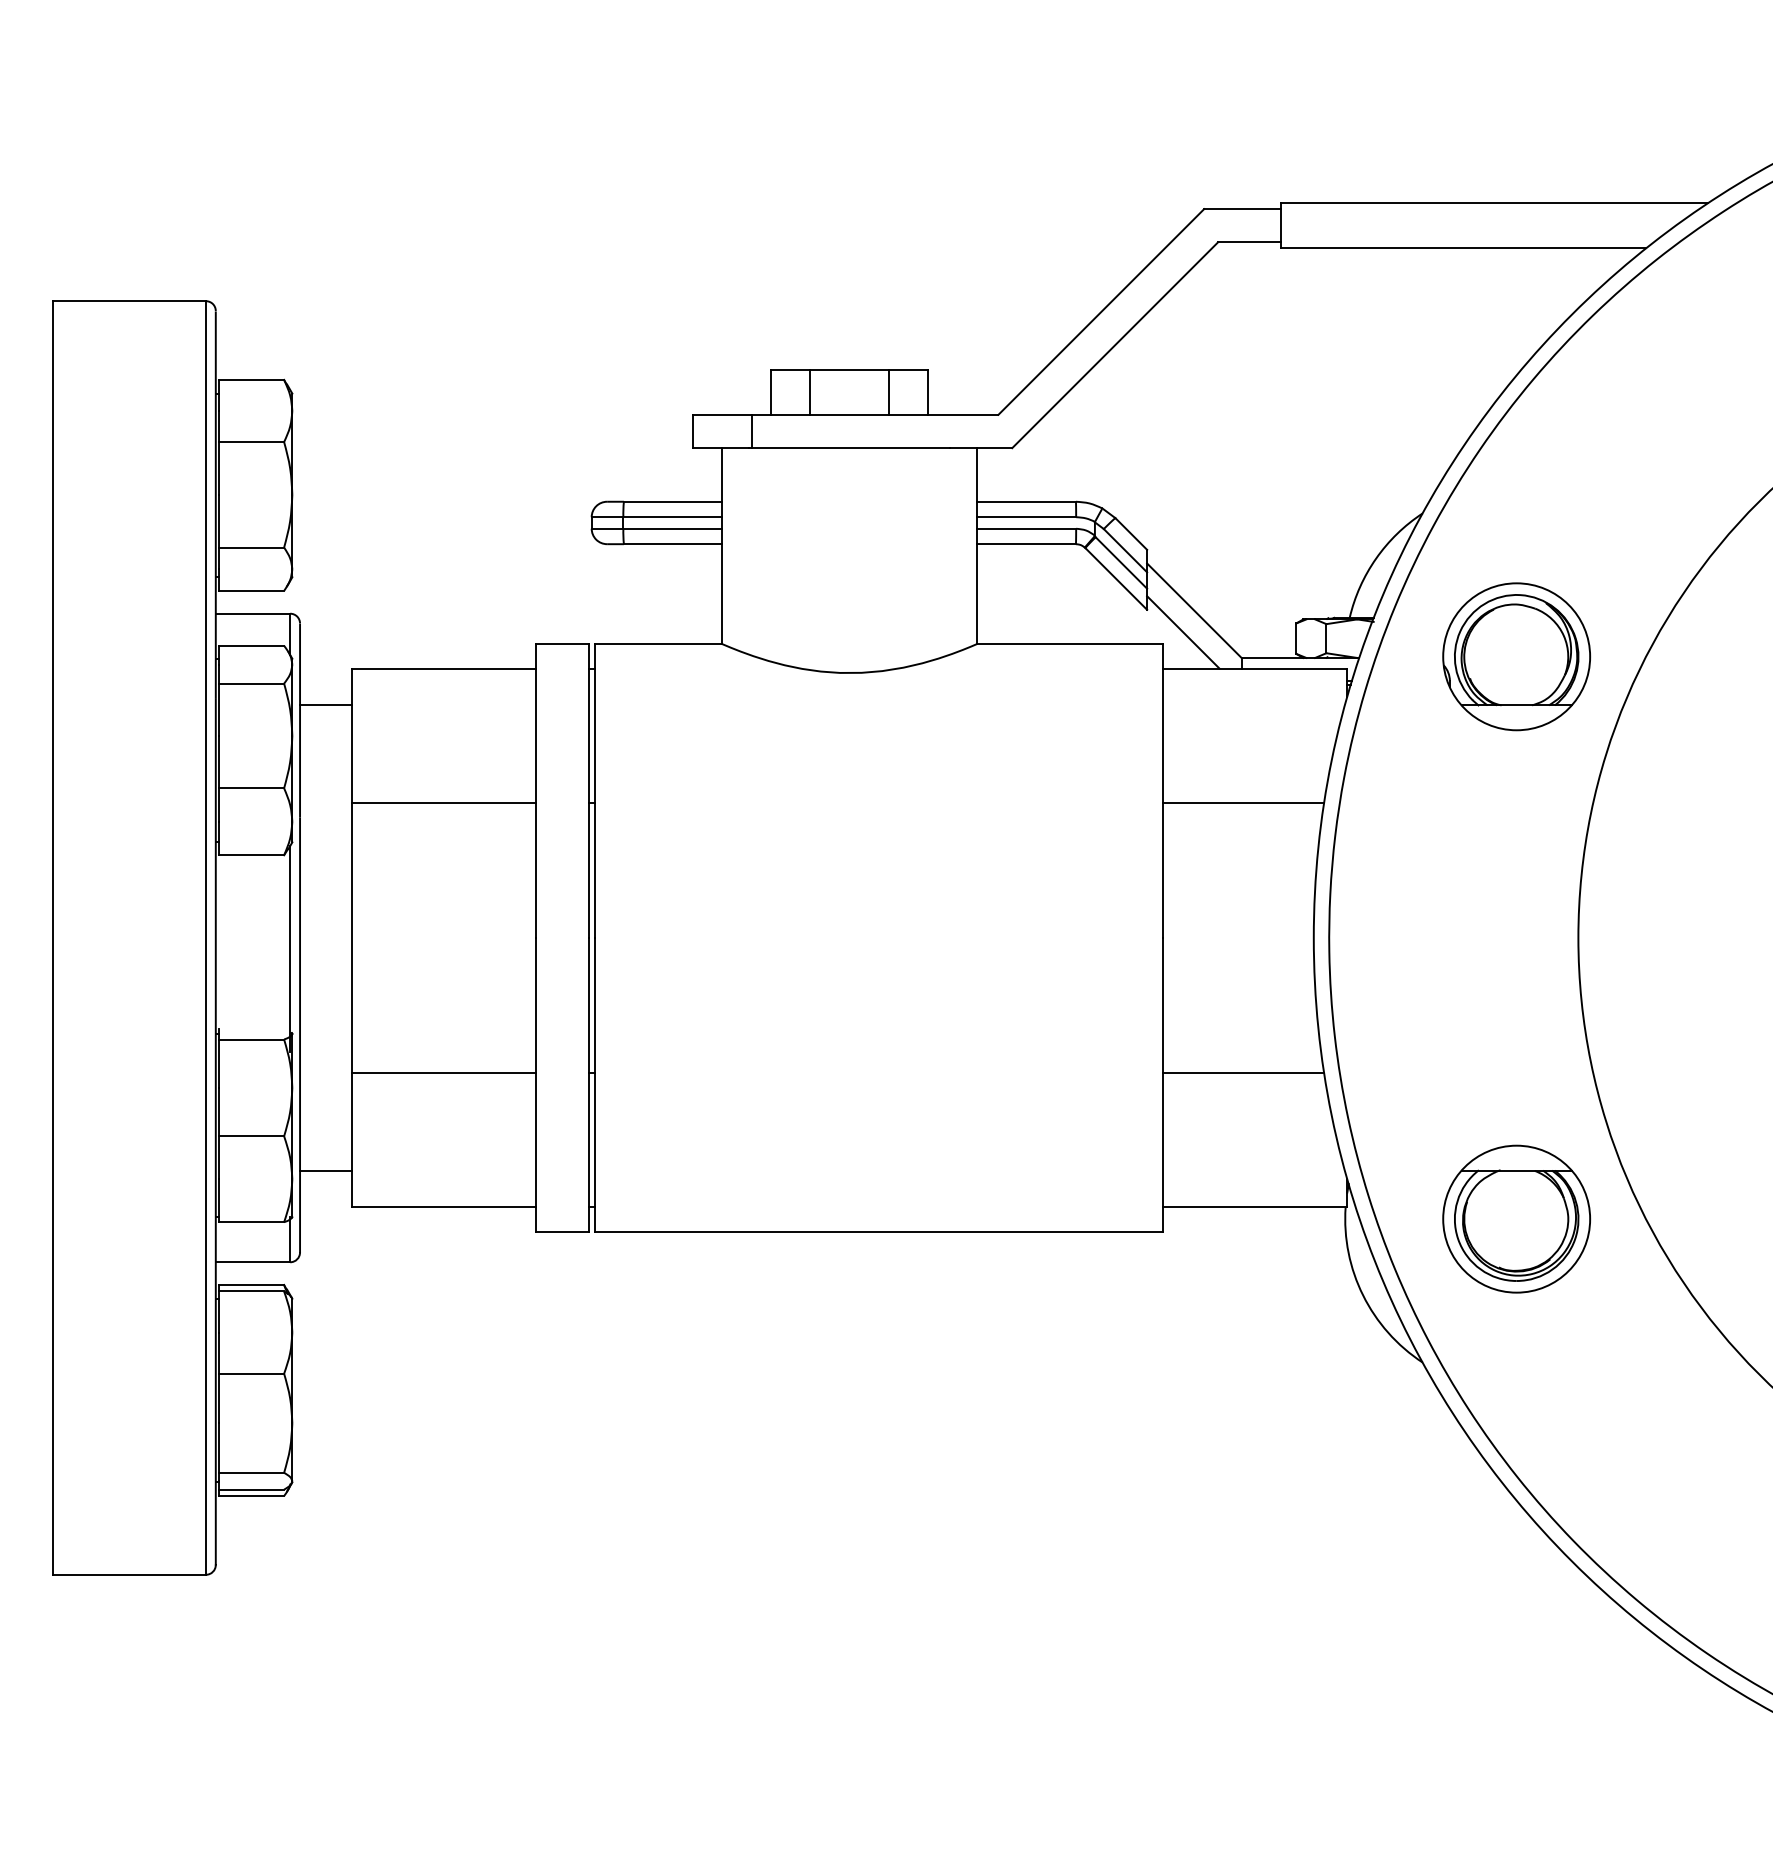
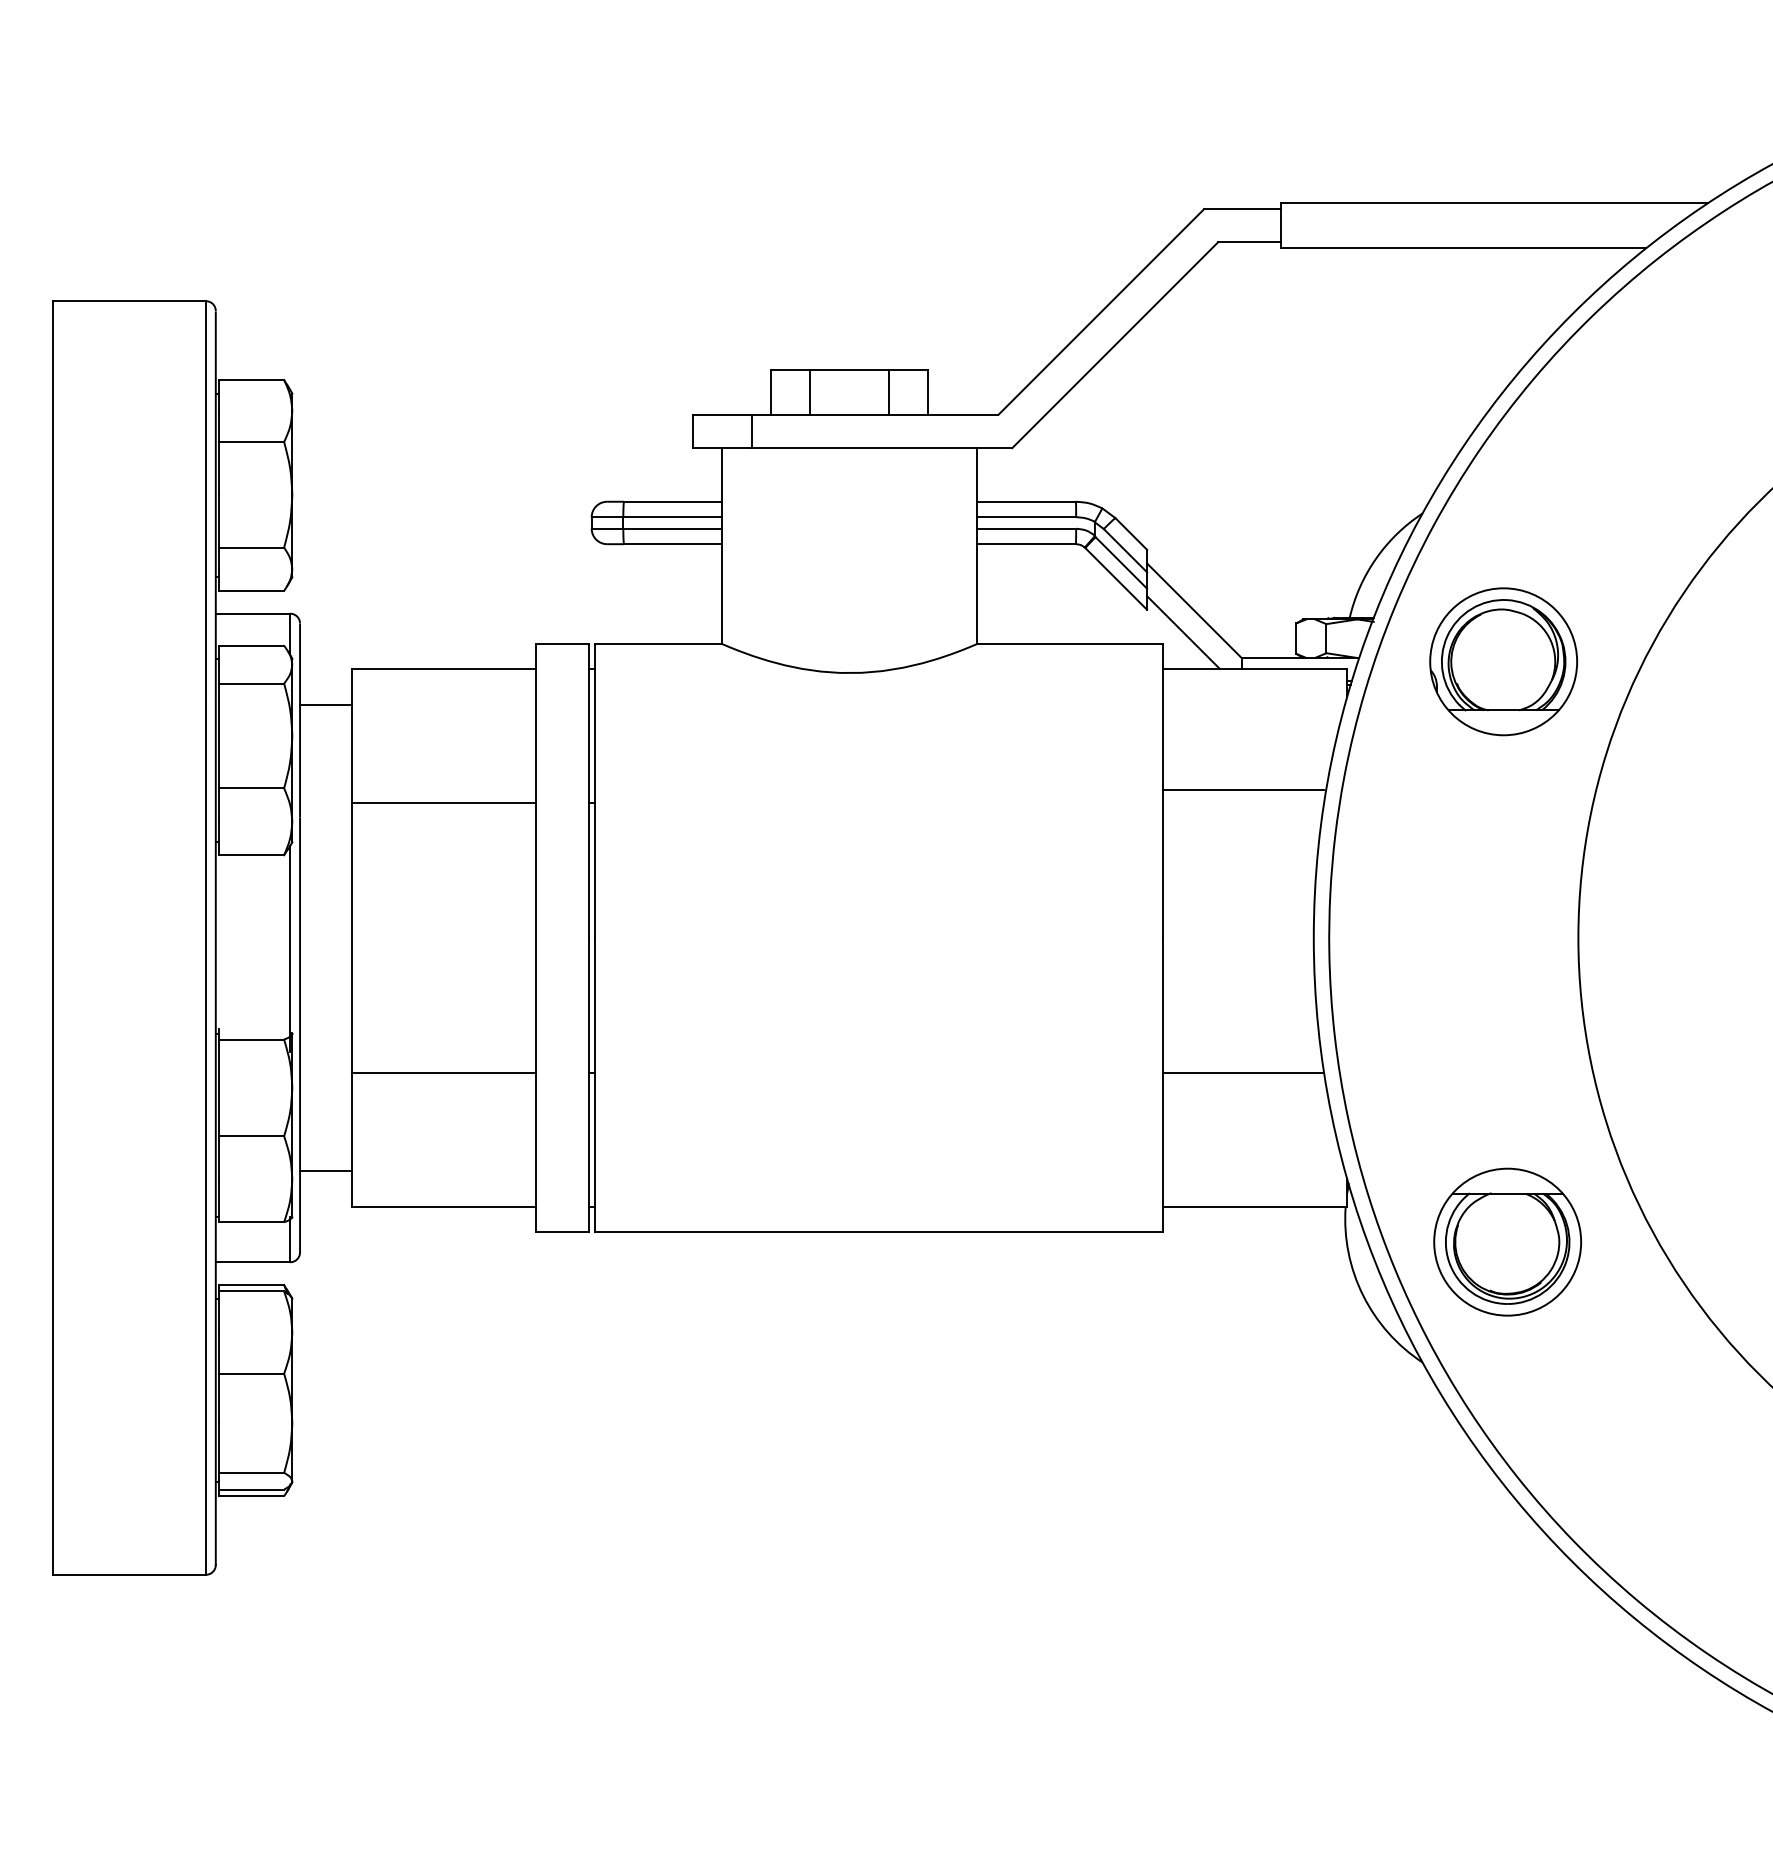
part position: (1516, 656) -> (1503, 661) (1503, 661)
line position: (1243, 803) -> (1243, 790) (1243, 790)
part position: (1516, 1218) -> (1507, 1241) (1507, 1241)
